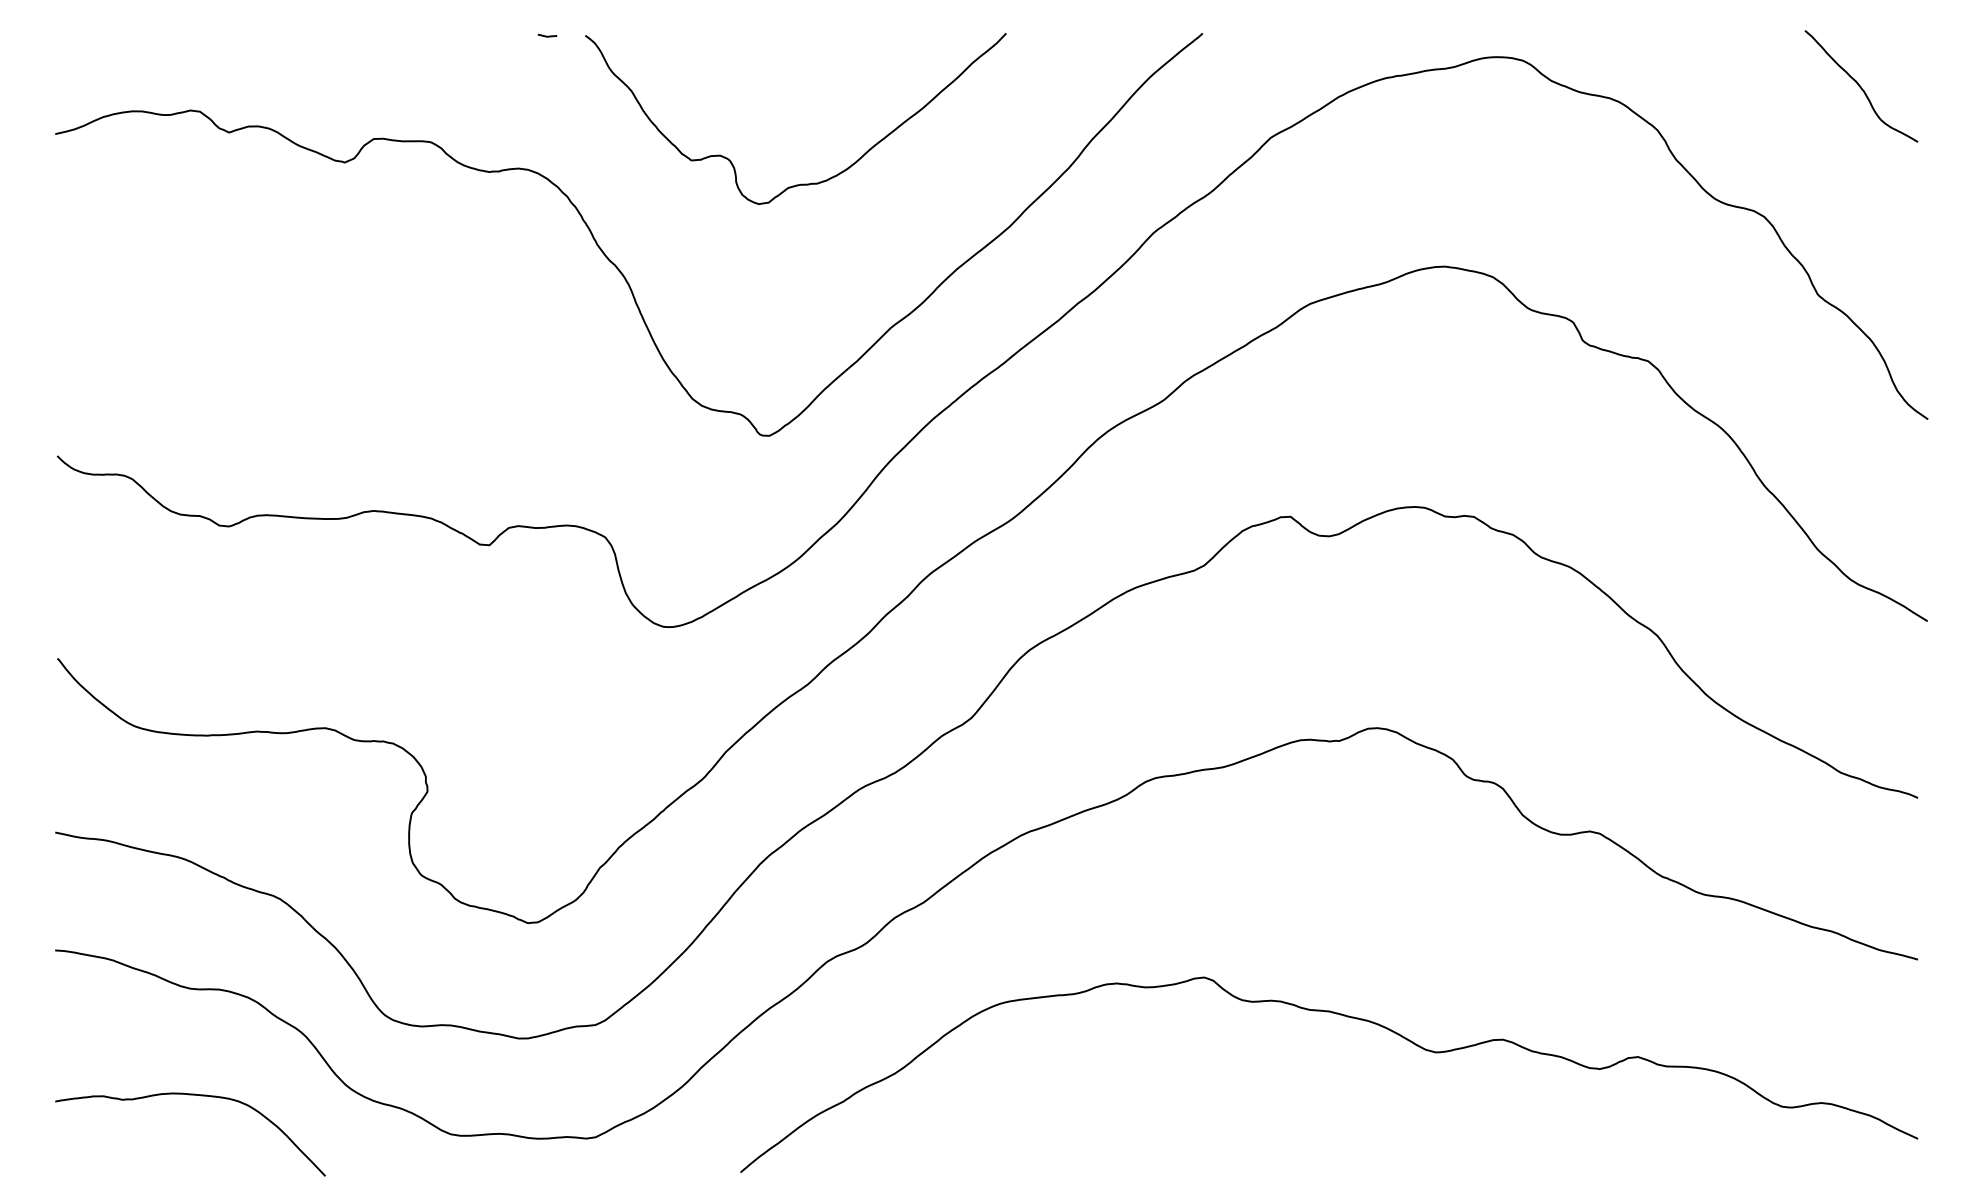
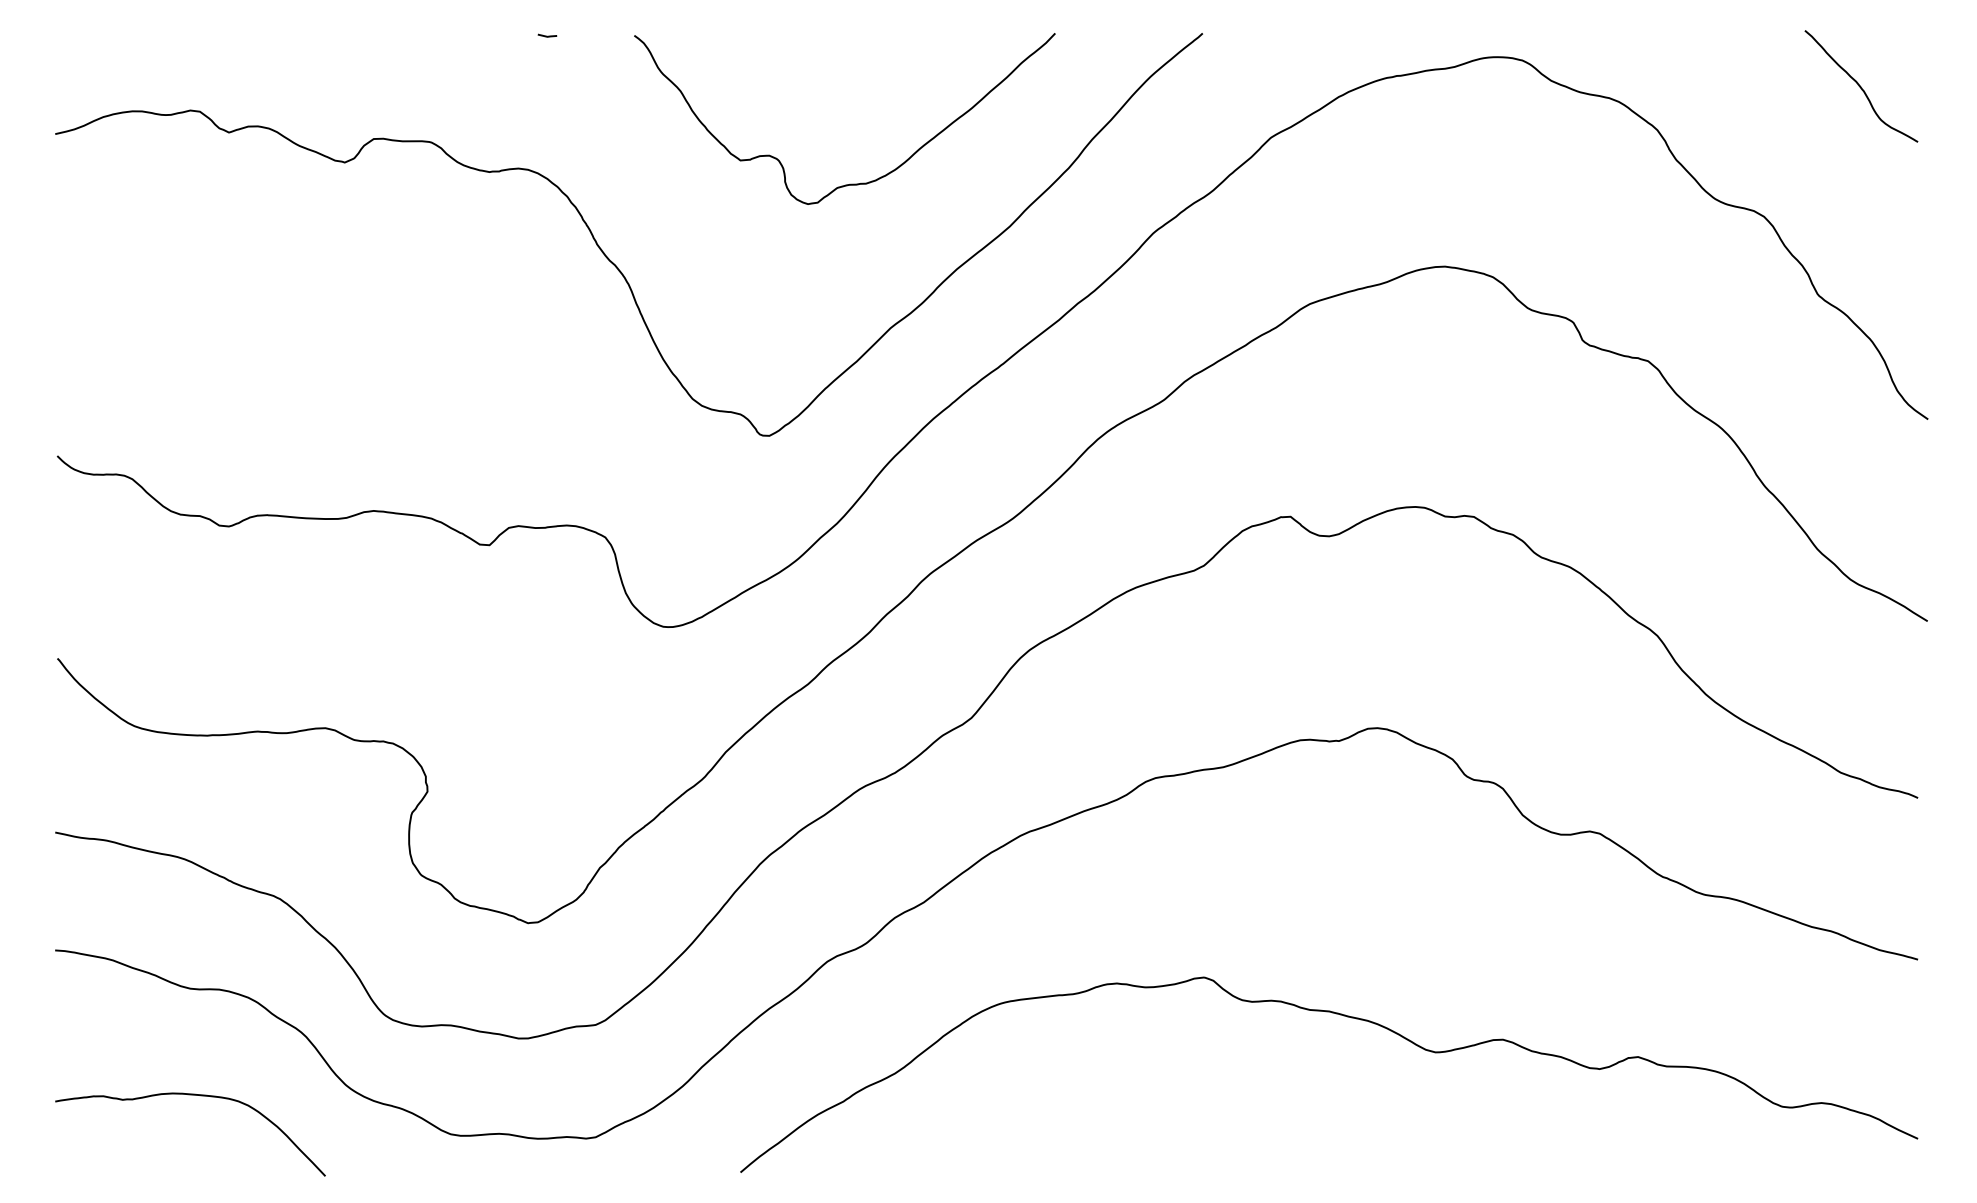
curve position: (801, 183) -> (850, 183) (850, 183)
